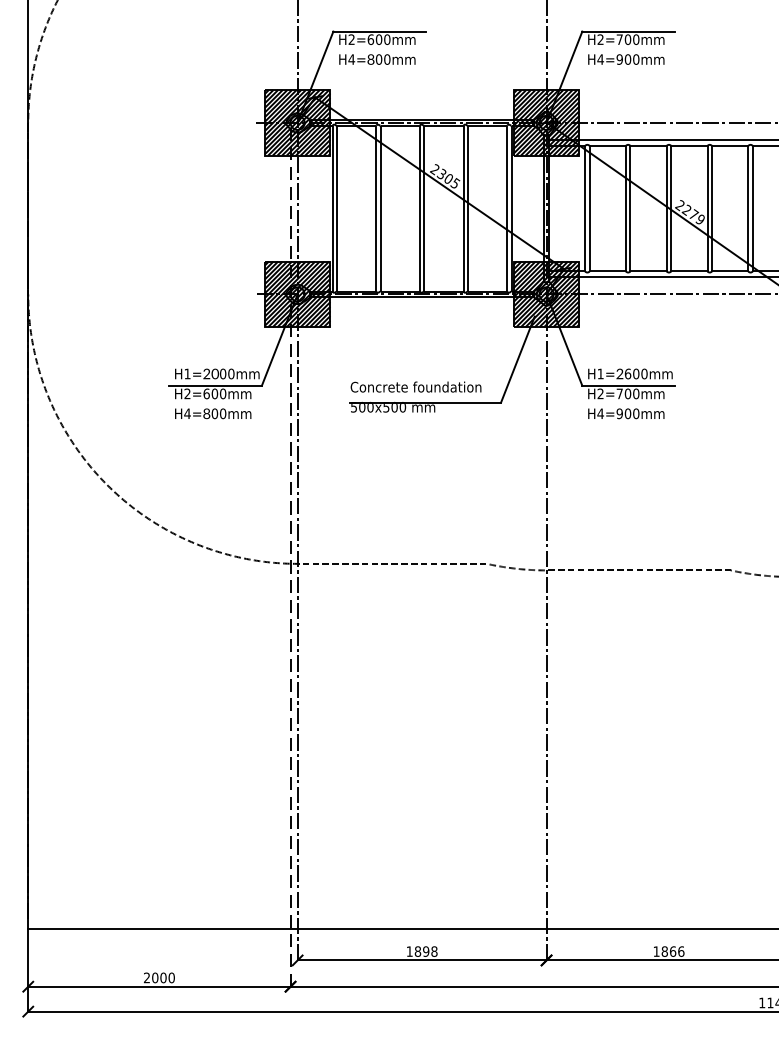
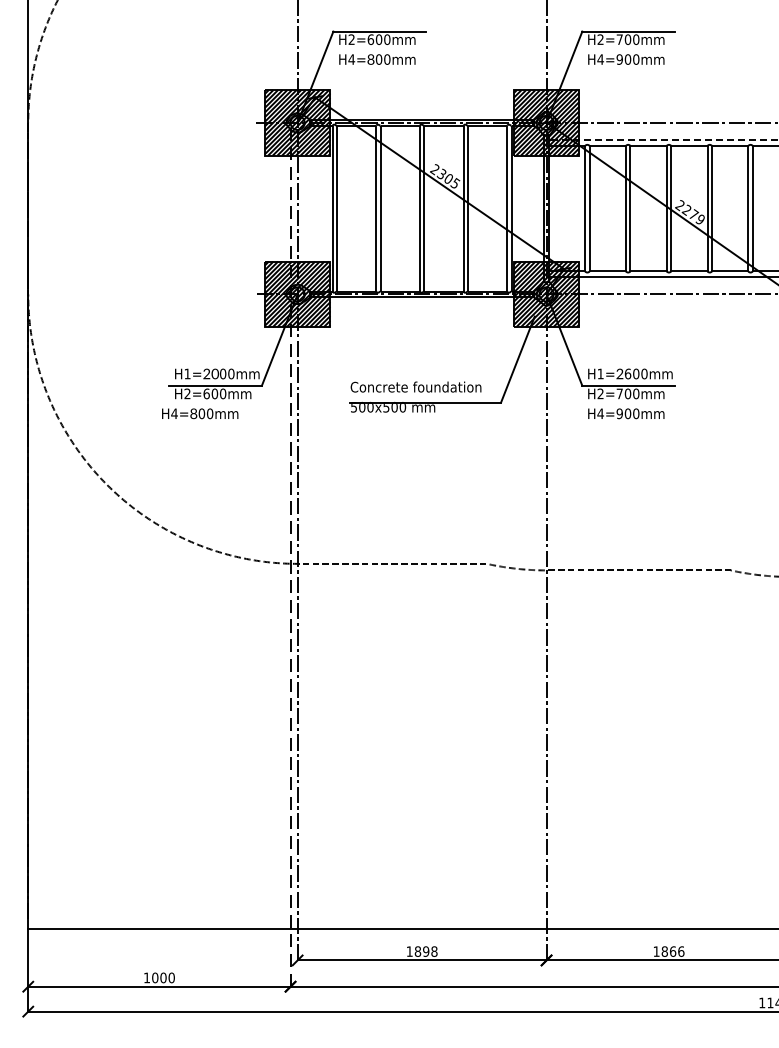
line: solid -> dashed (663, 140)
text position: (213, 413) -> (200, 413) (200, 413)
text: 2000 -> 1000 (146, 977)
